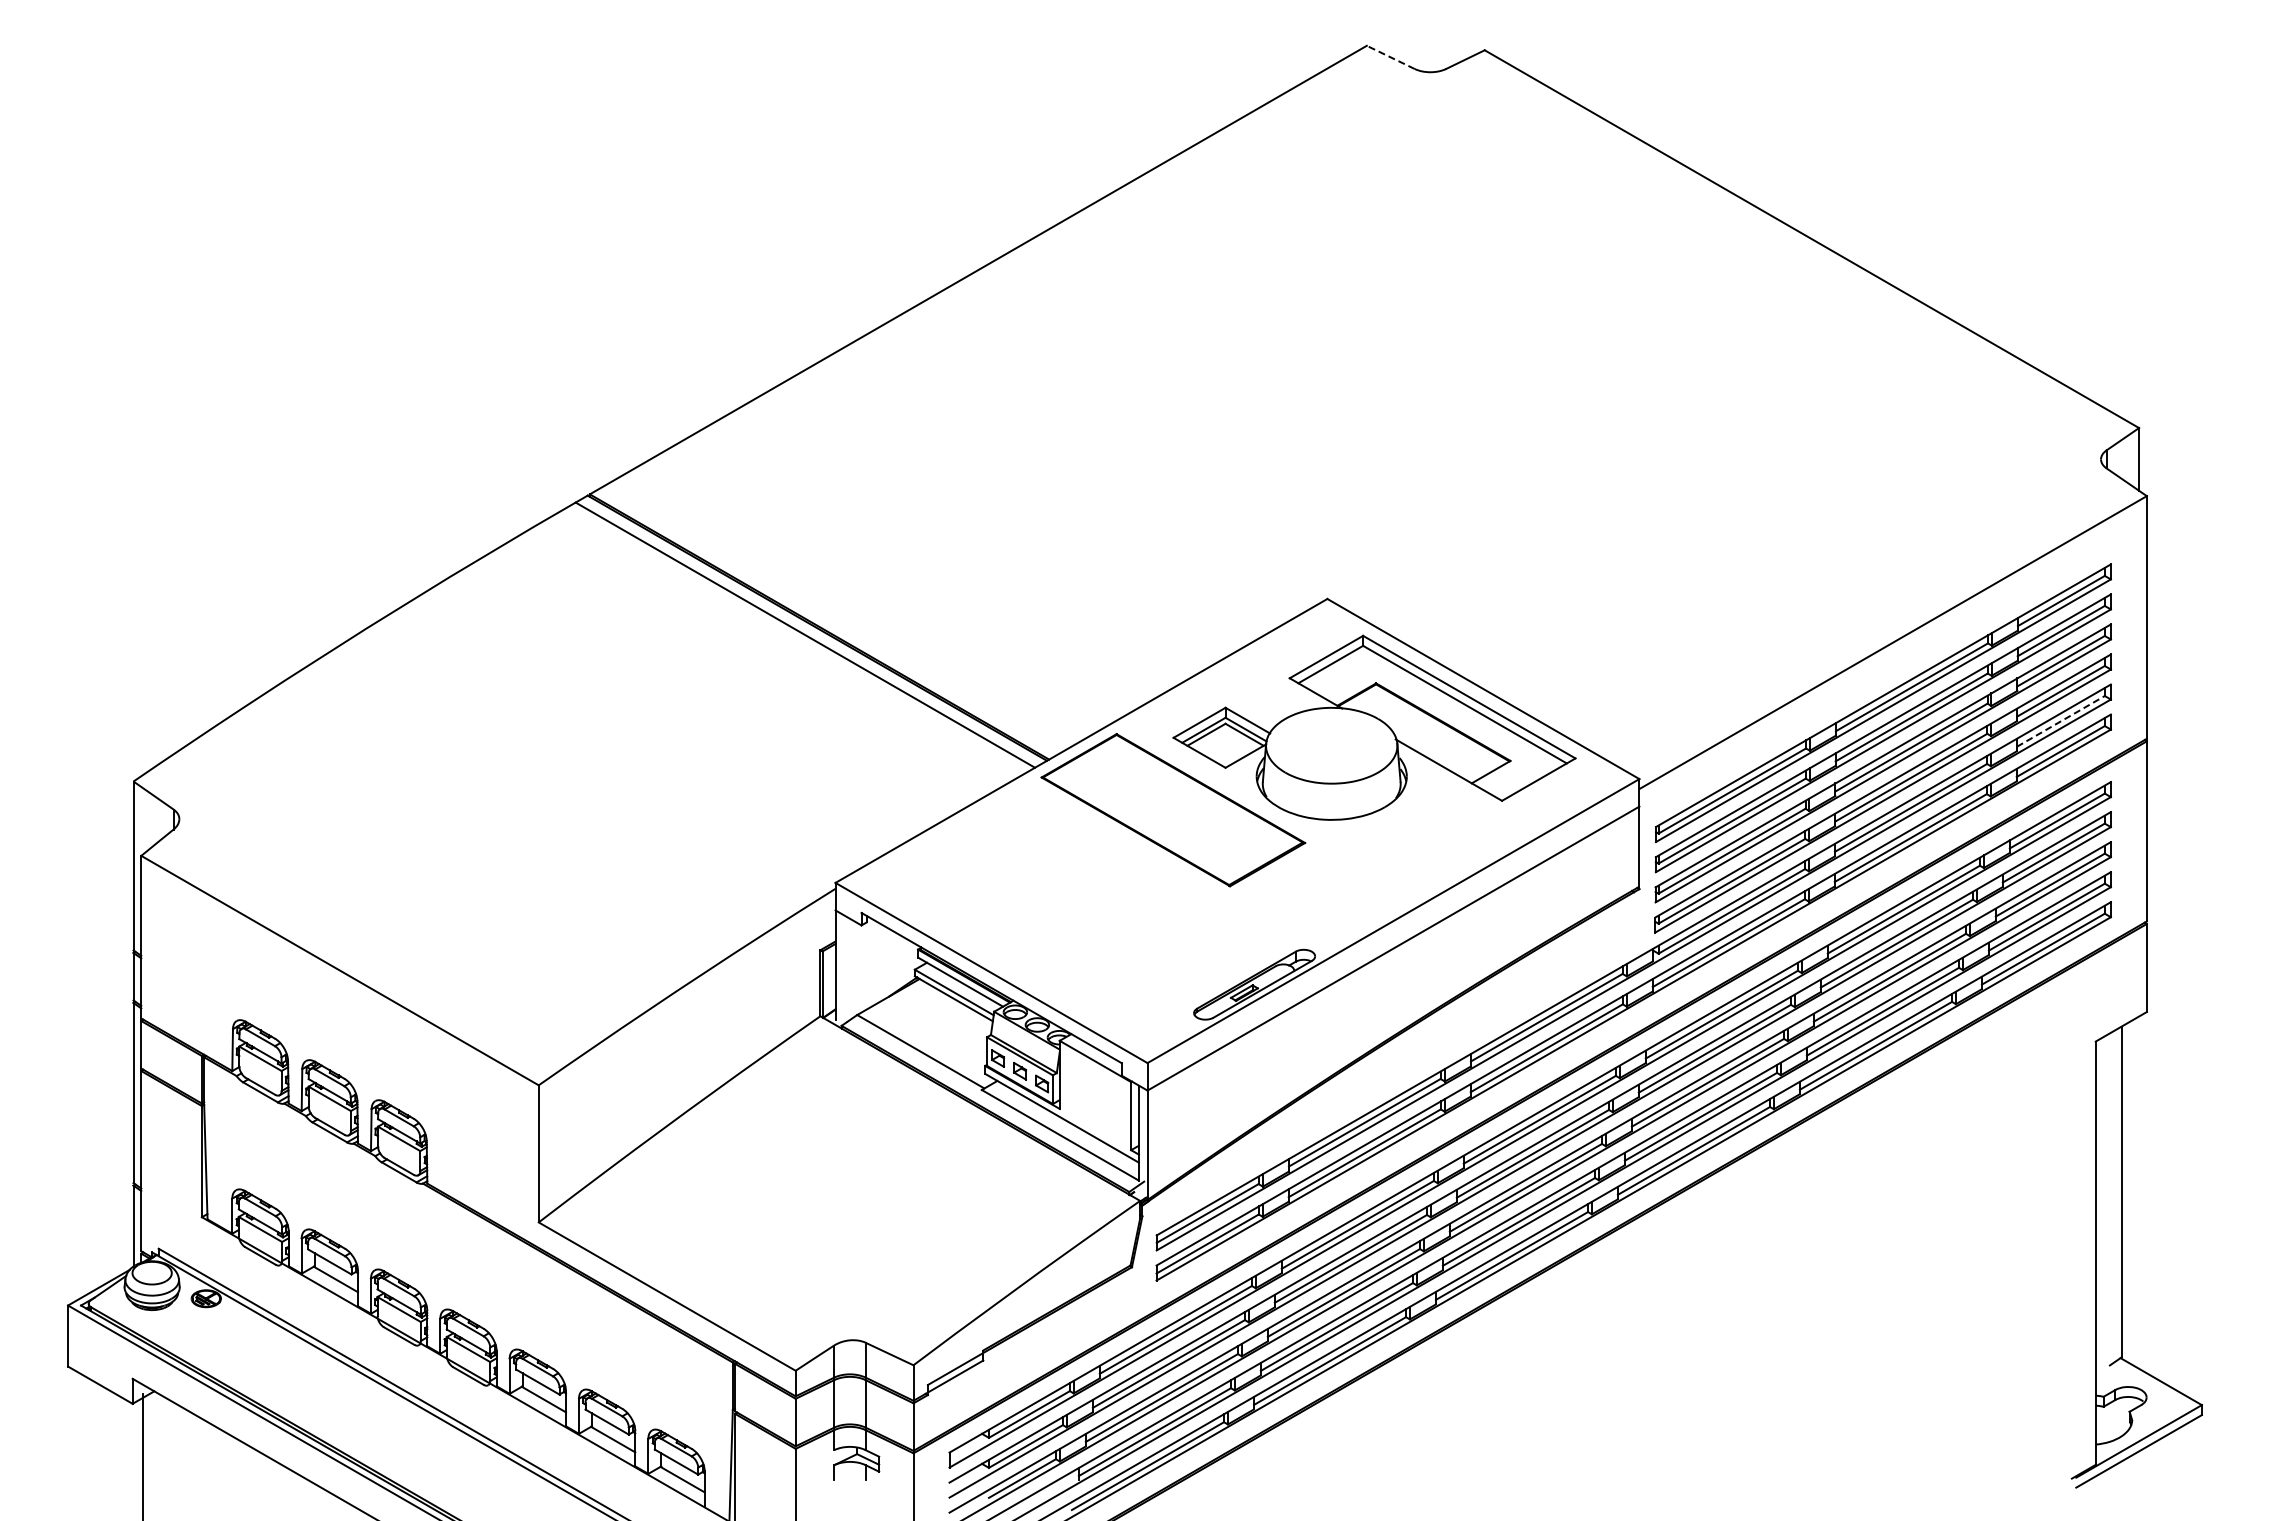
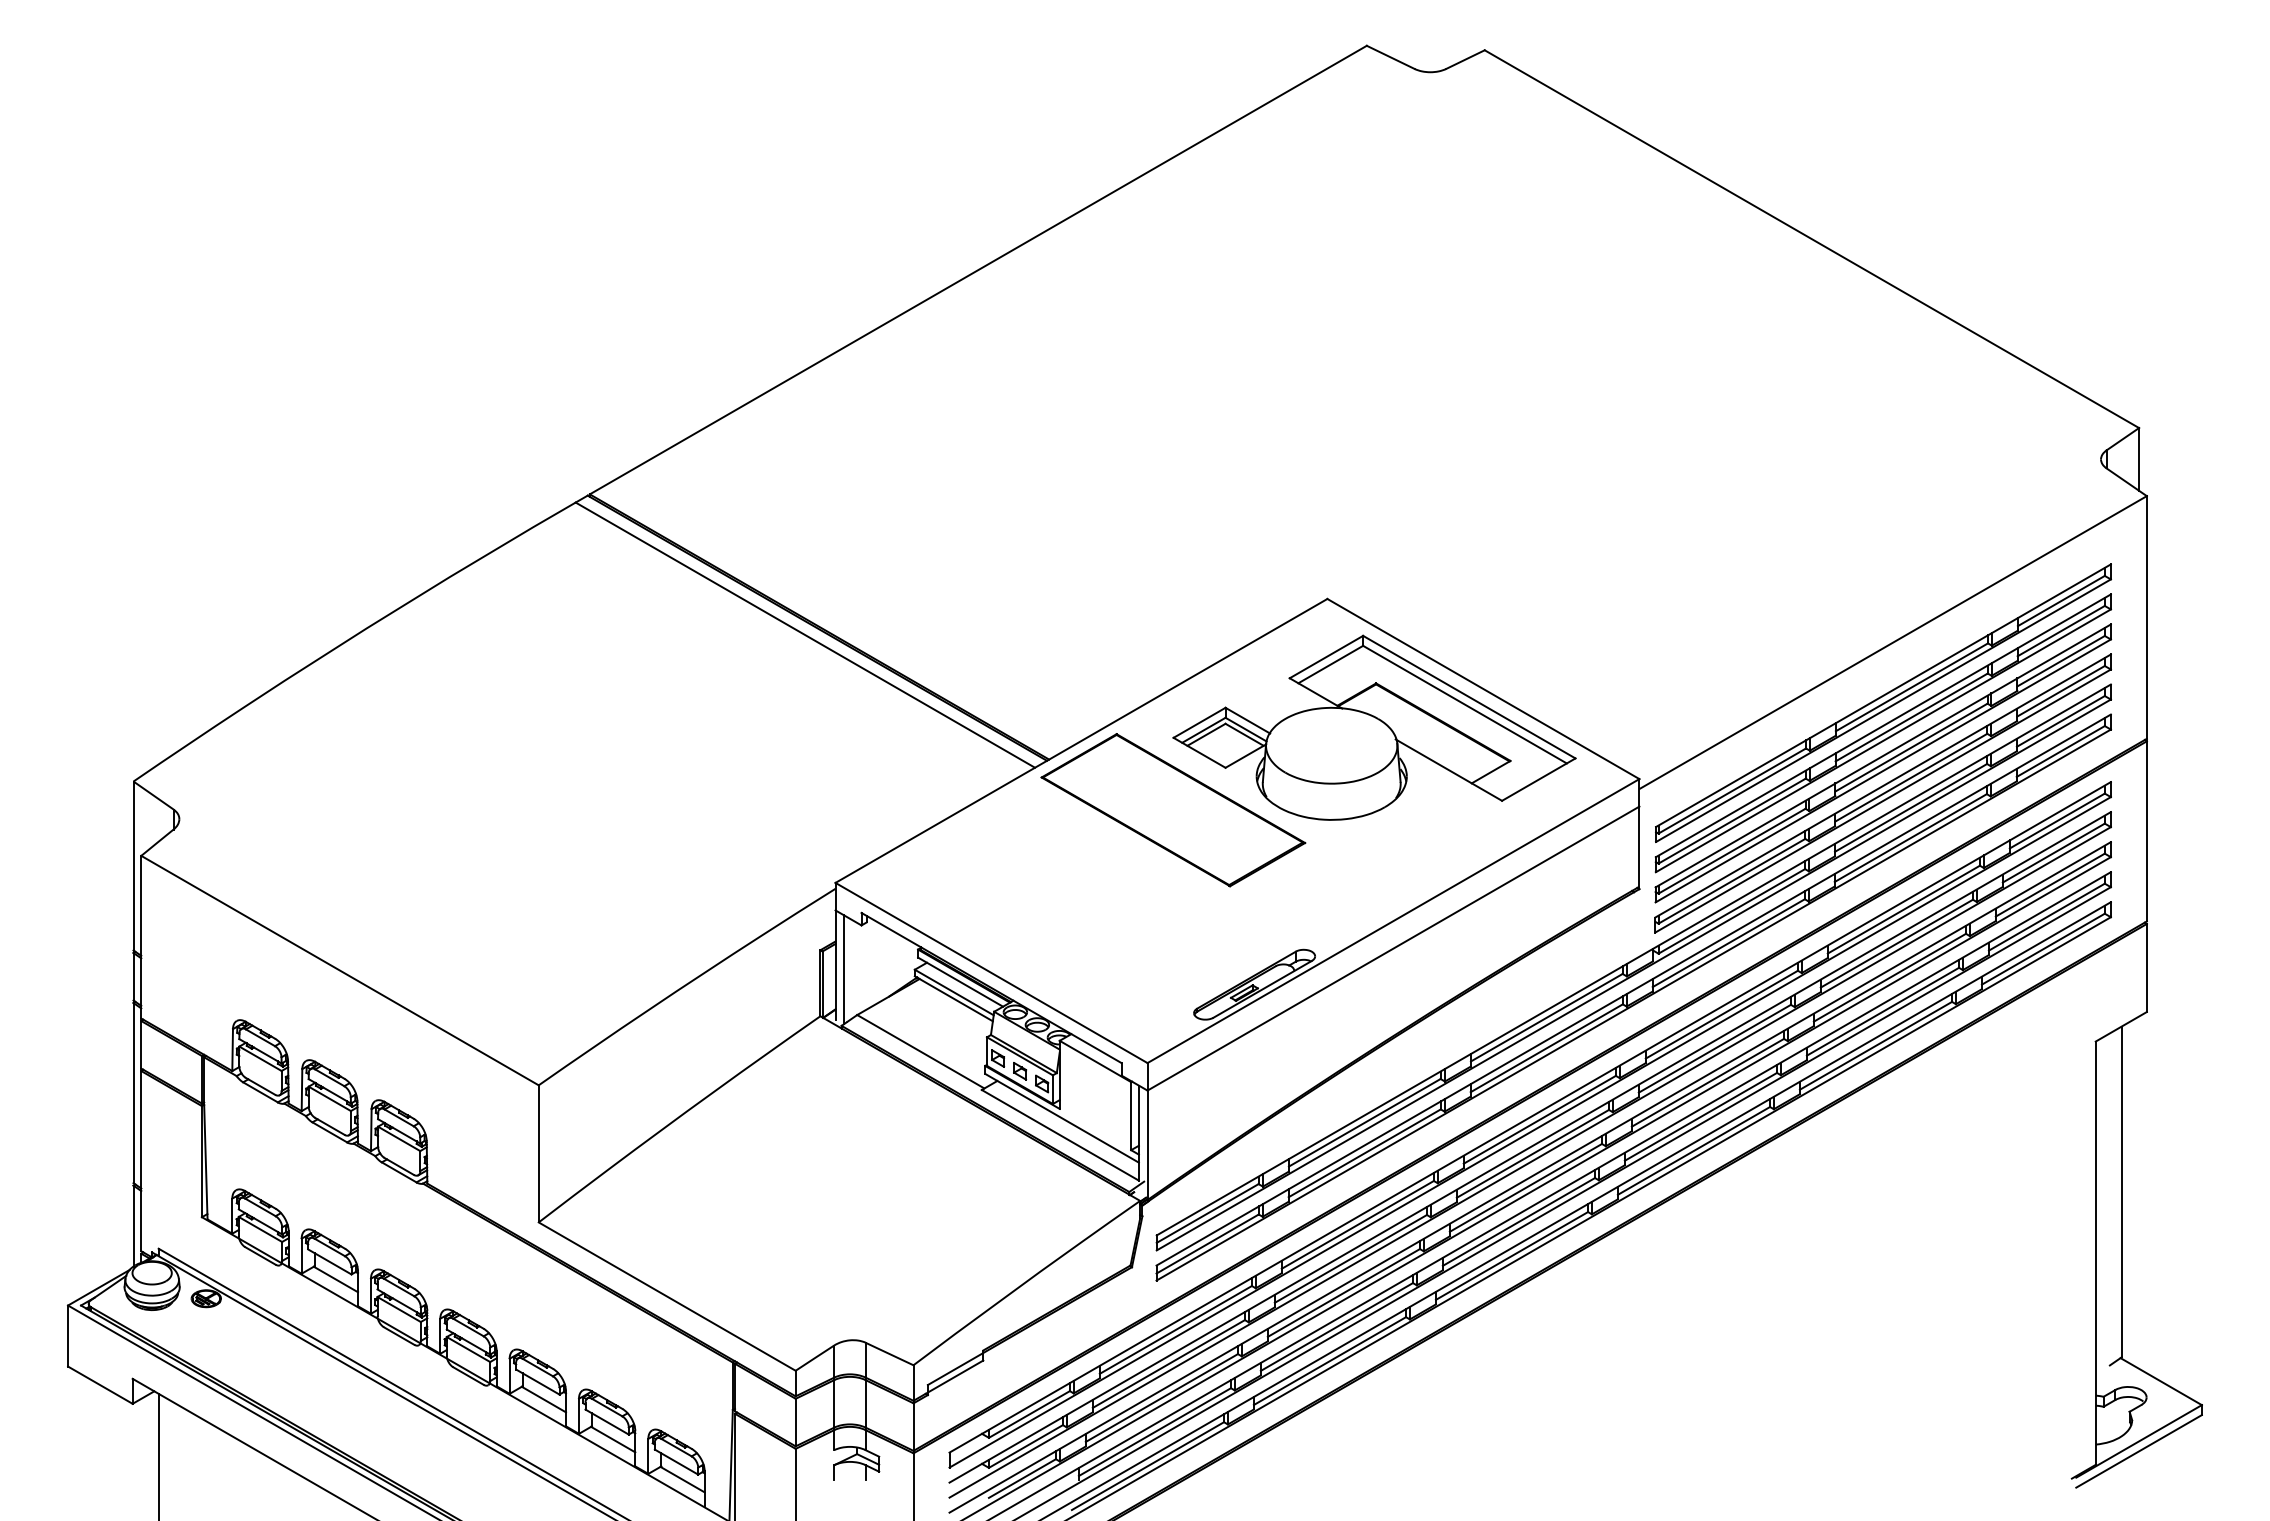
line: dashed -> solid (1390, 57)
line: dashed -> solid (2060, 721)
line: none -> present (844, 969)
line position: (142, 1455) -> (158, 1455) (158, 1455)
